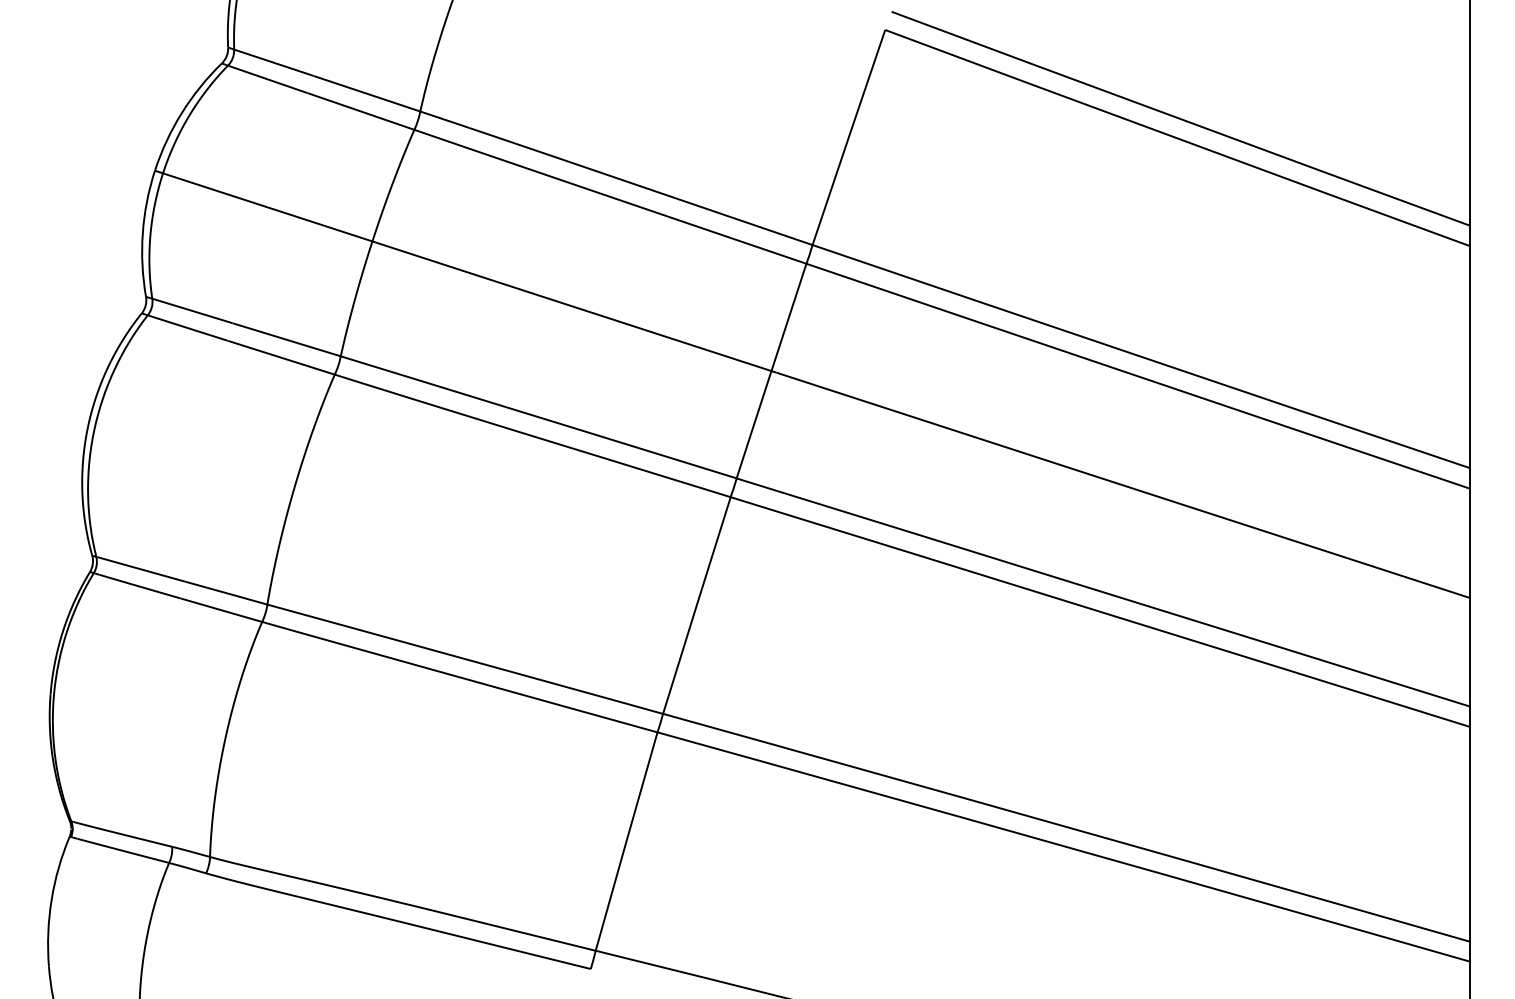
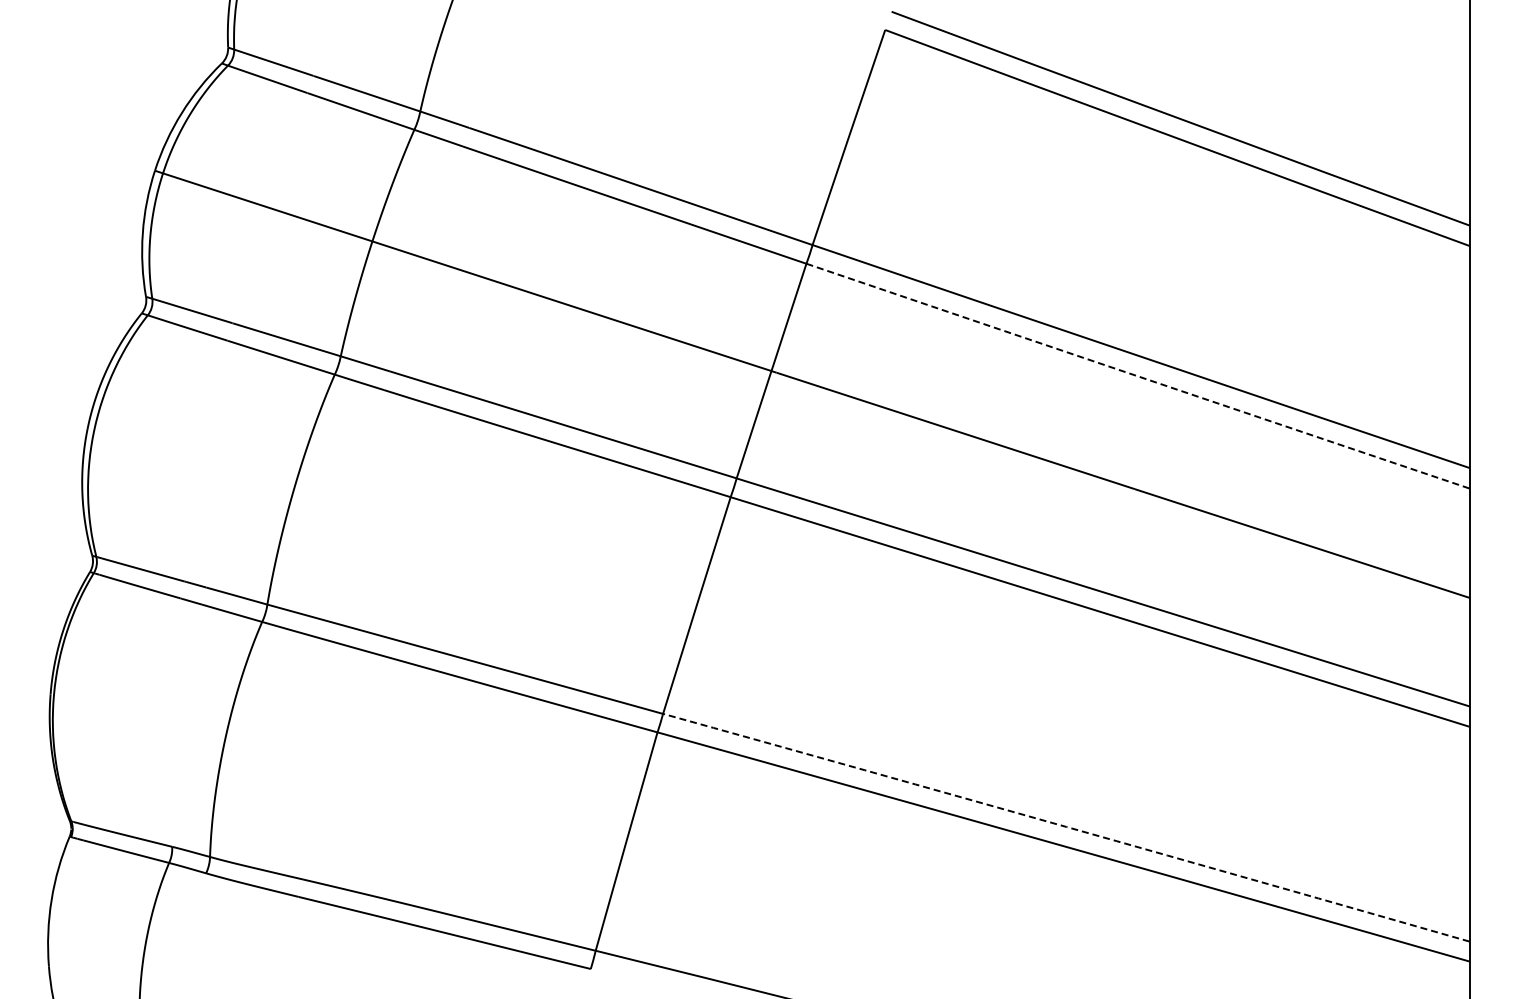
arc: solid -> dashed (1137, 376)
arc: solid -> dashed (1066, 826)
